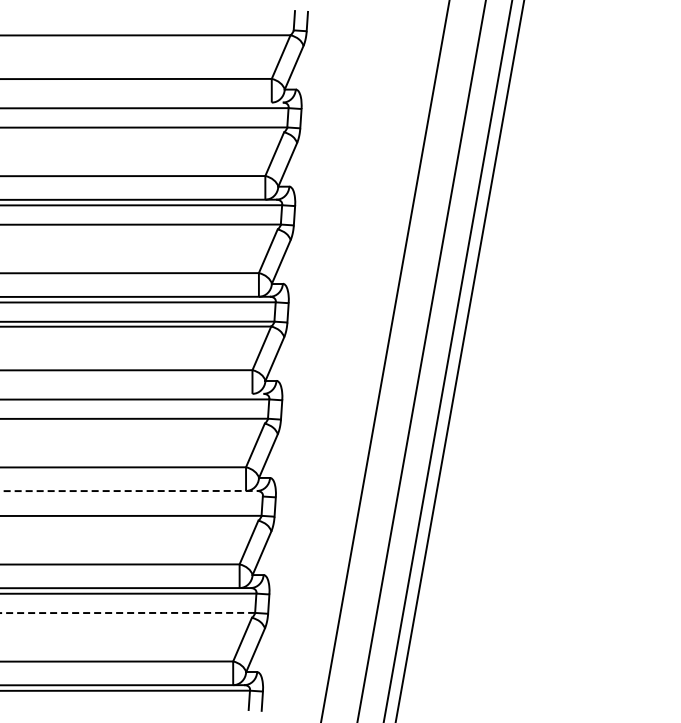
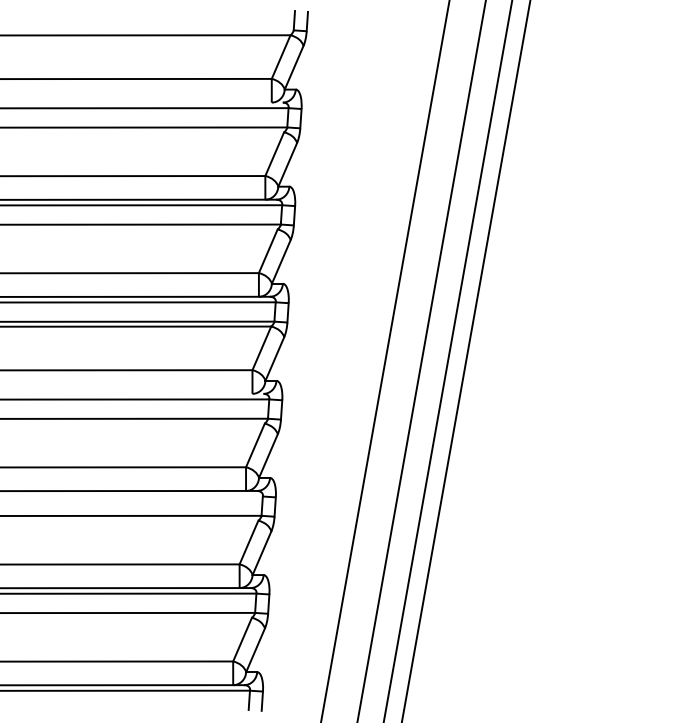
line position: (459, 360) -> (466, 360) (466, 360)
line: dashed -> solid (129, 491)
line: dashed -> solid (127, 613)
